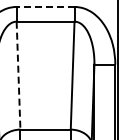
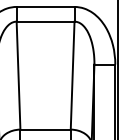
line: dashed -> solid (45, 6)
line: dashed -> solid (18, 75)
